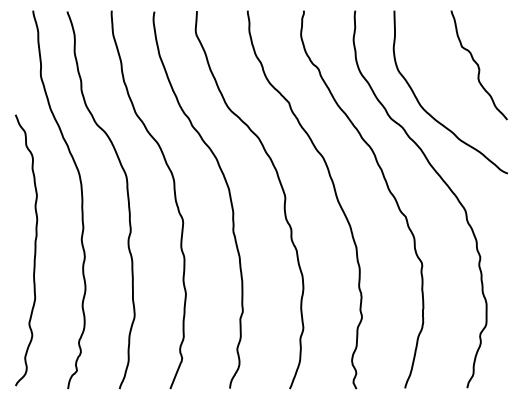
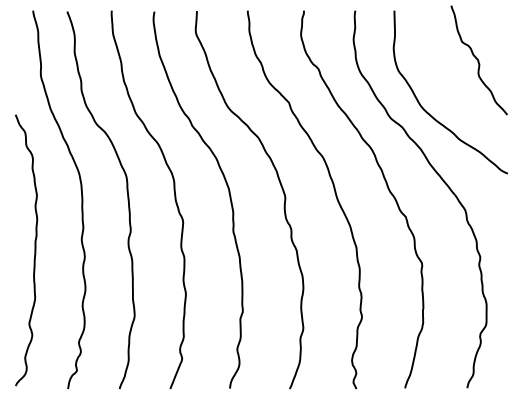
curve position: (478, 65) -> (478, 60) (478, 60)
